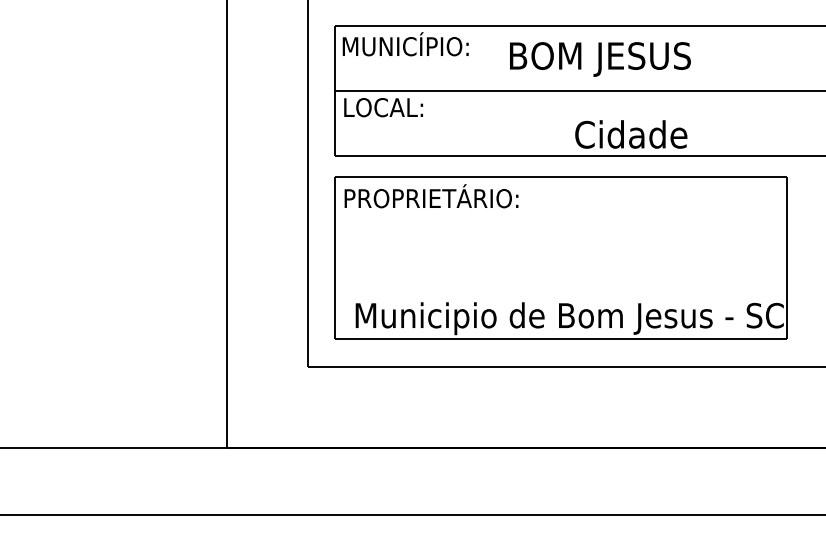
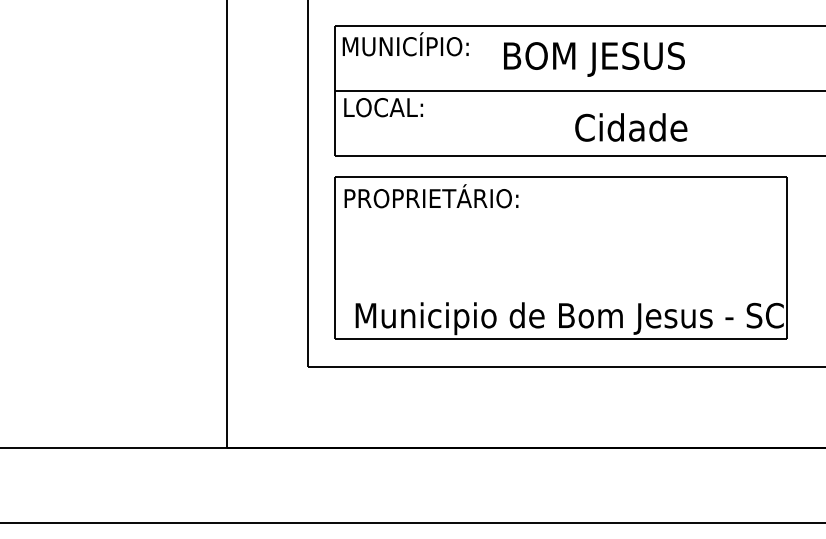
text position: (600, 59) -> (594, 59) (594, 59)
text position: (631, 134) -> (631, 127) (631, 127)
line position: (412, 514) -> (412, 522) (412, 522)
